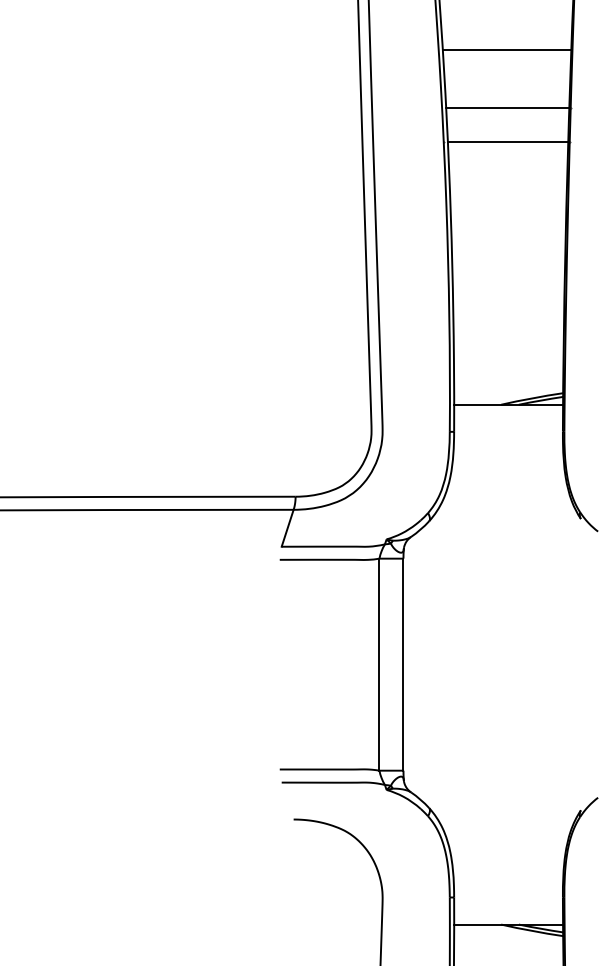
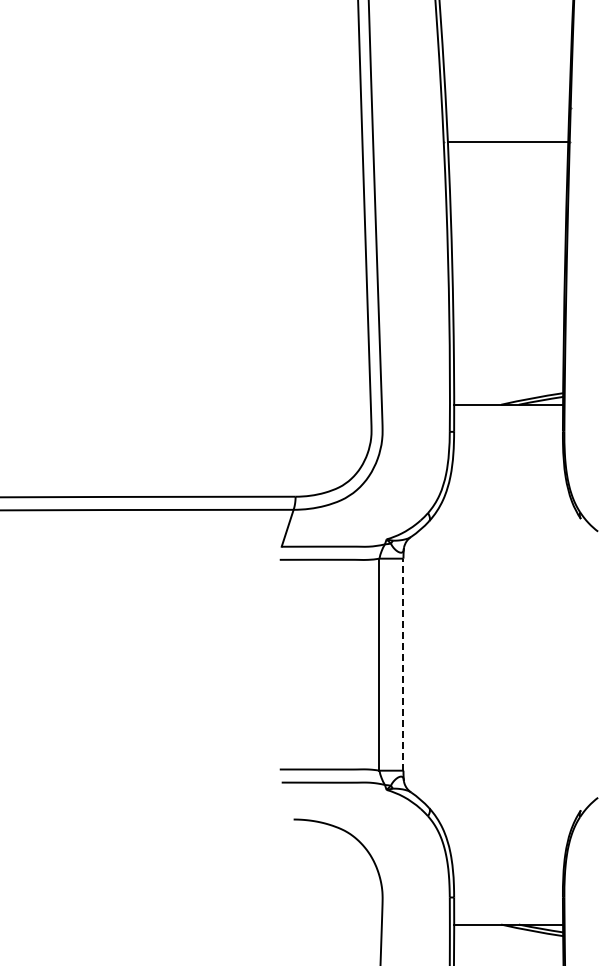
line: present -> none (506, 49)
line: present -> none (507, 107)
line: solid -> dashed (403, 664)
